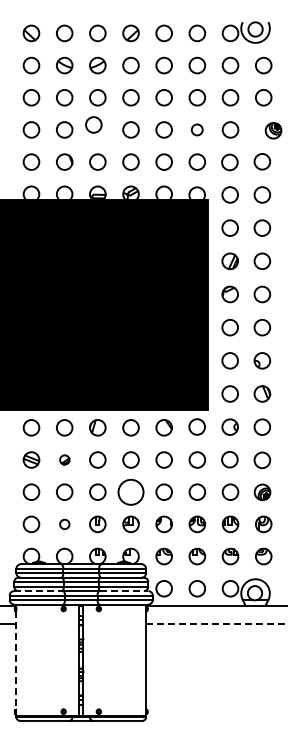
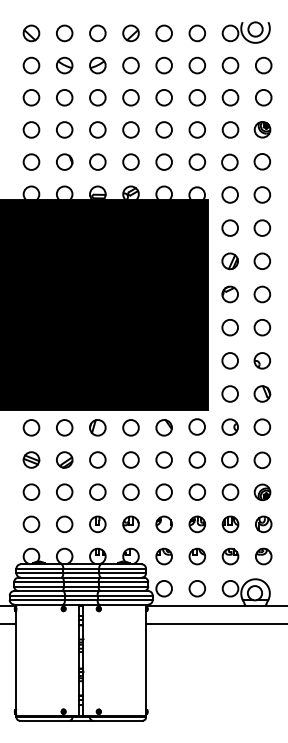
circle position: (93, 124) -> (97, 129) (97, 129)
circle size: 14x14 px -> 18x18 px (196, 129)
part position: (273, 130) -> (262, 129) (262, 129)
part size: 12x12 px -> 18x18 px (64, 459)
circle size: 28x28 px -> 18x18 px (130, 491)
circle size: 12x12 px -> 18x19 px (64, 524)
line: dashed -> solid (39, 591)
line: dashed -> solid (124, 591)
line: dashed -> solid (216, 624)
line: dashed -> solid (16, 660)
